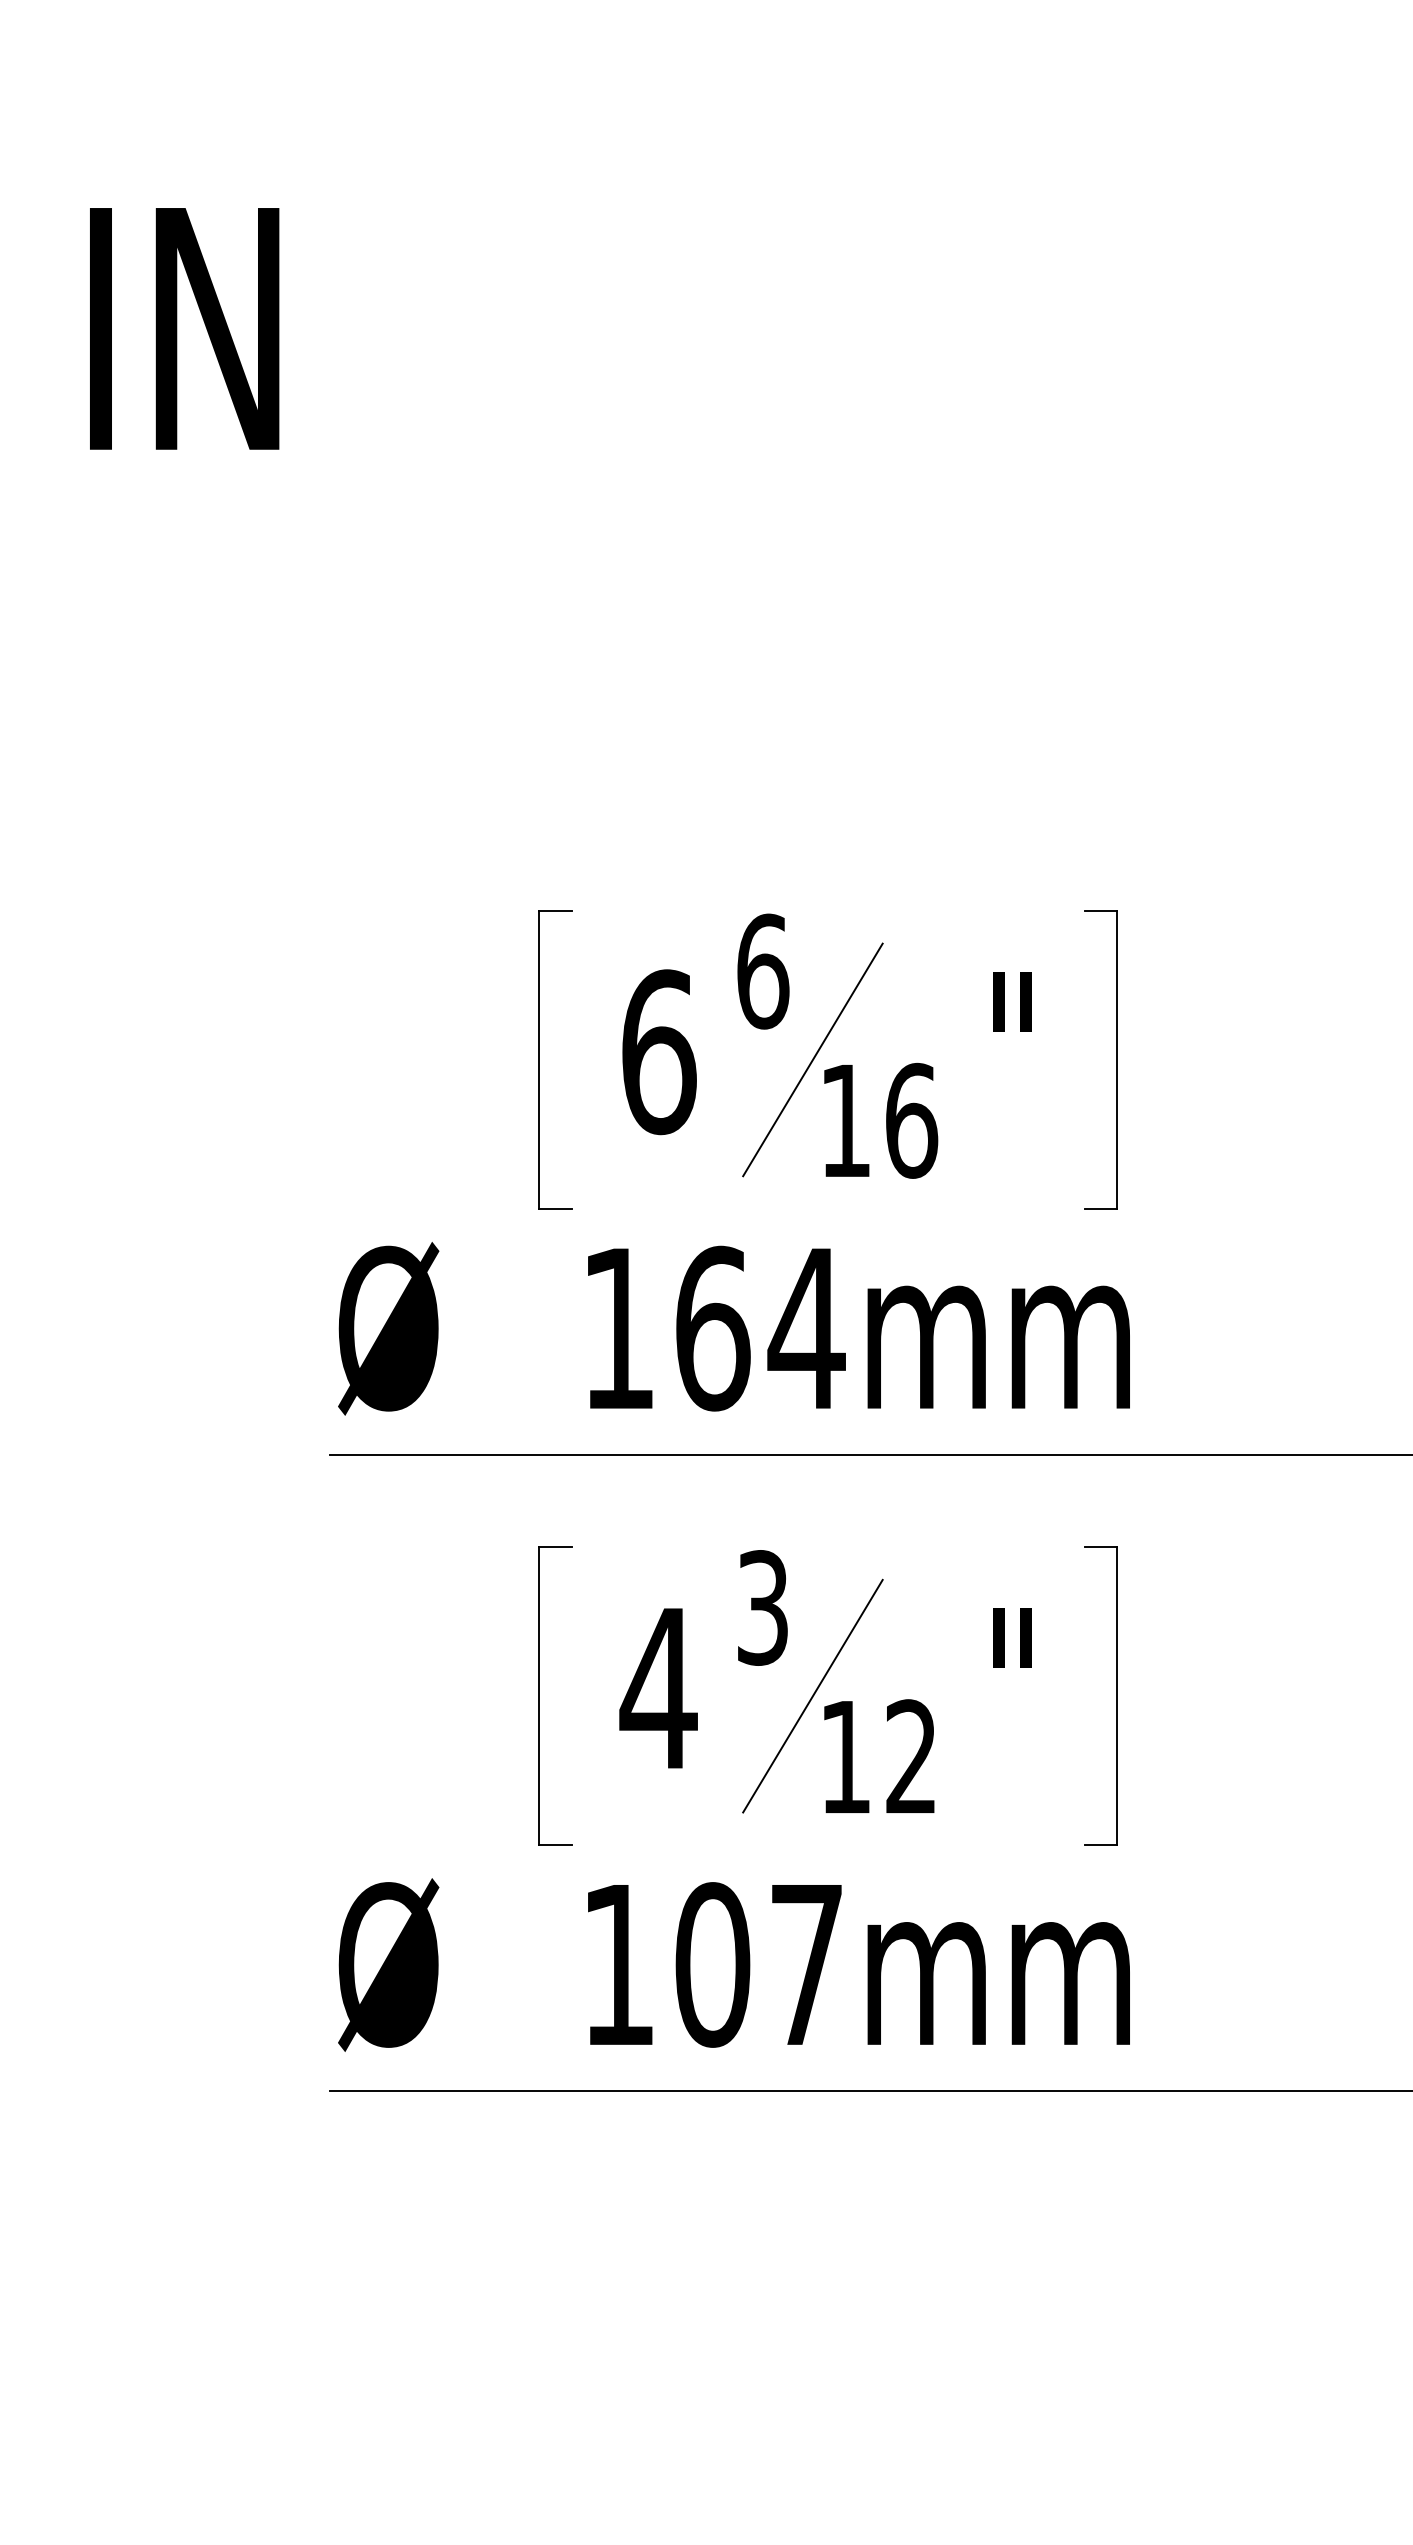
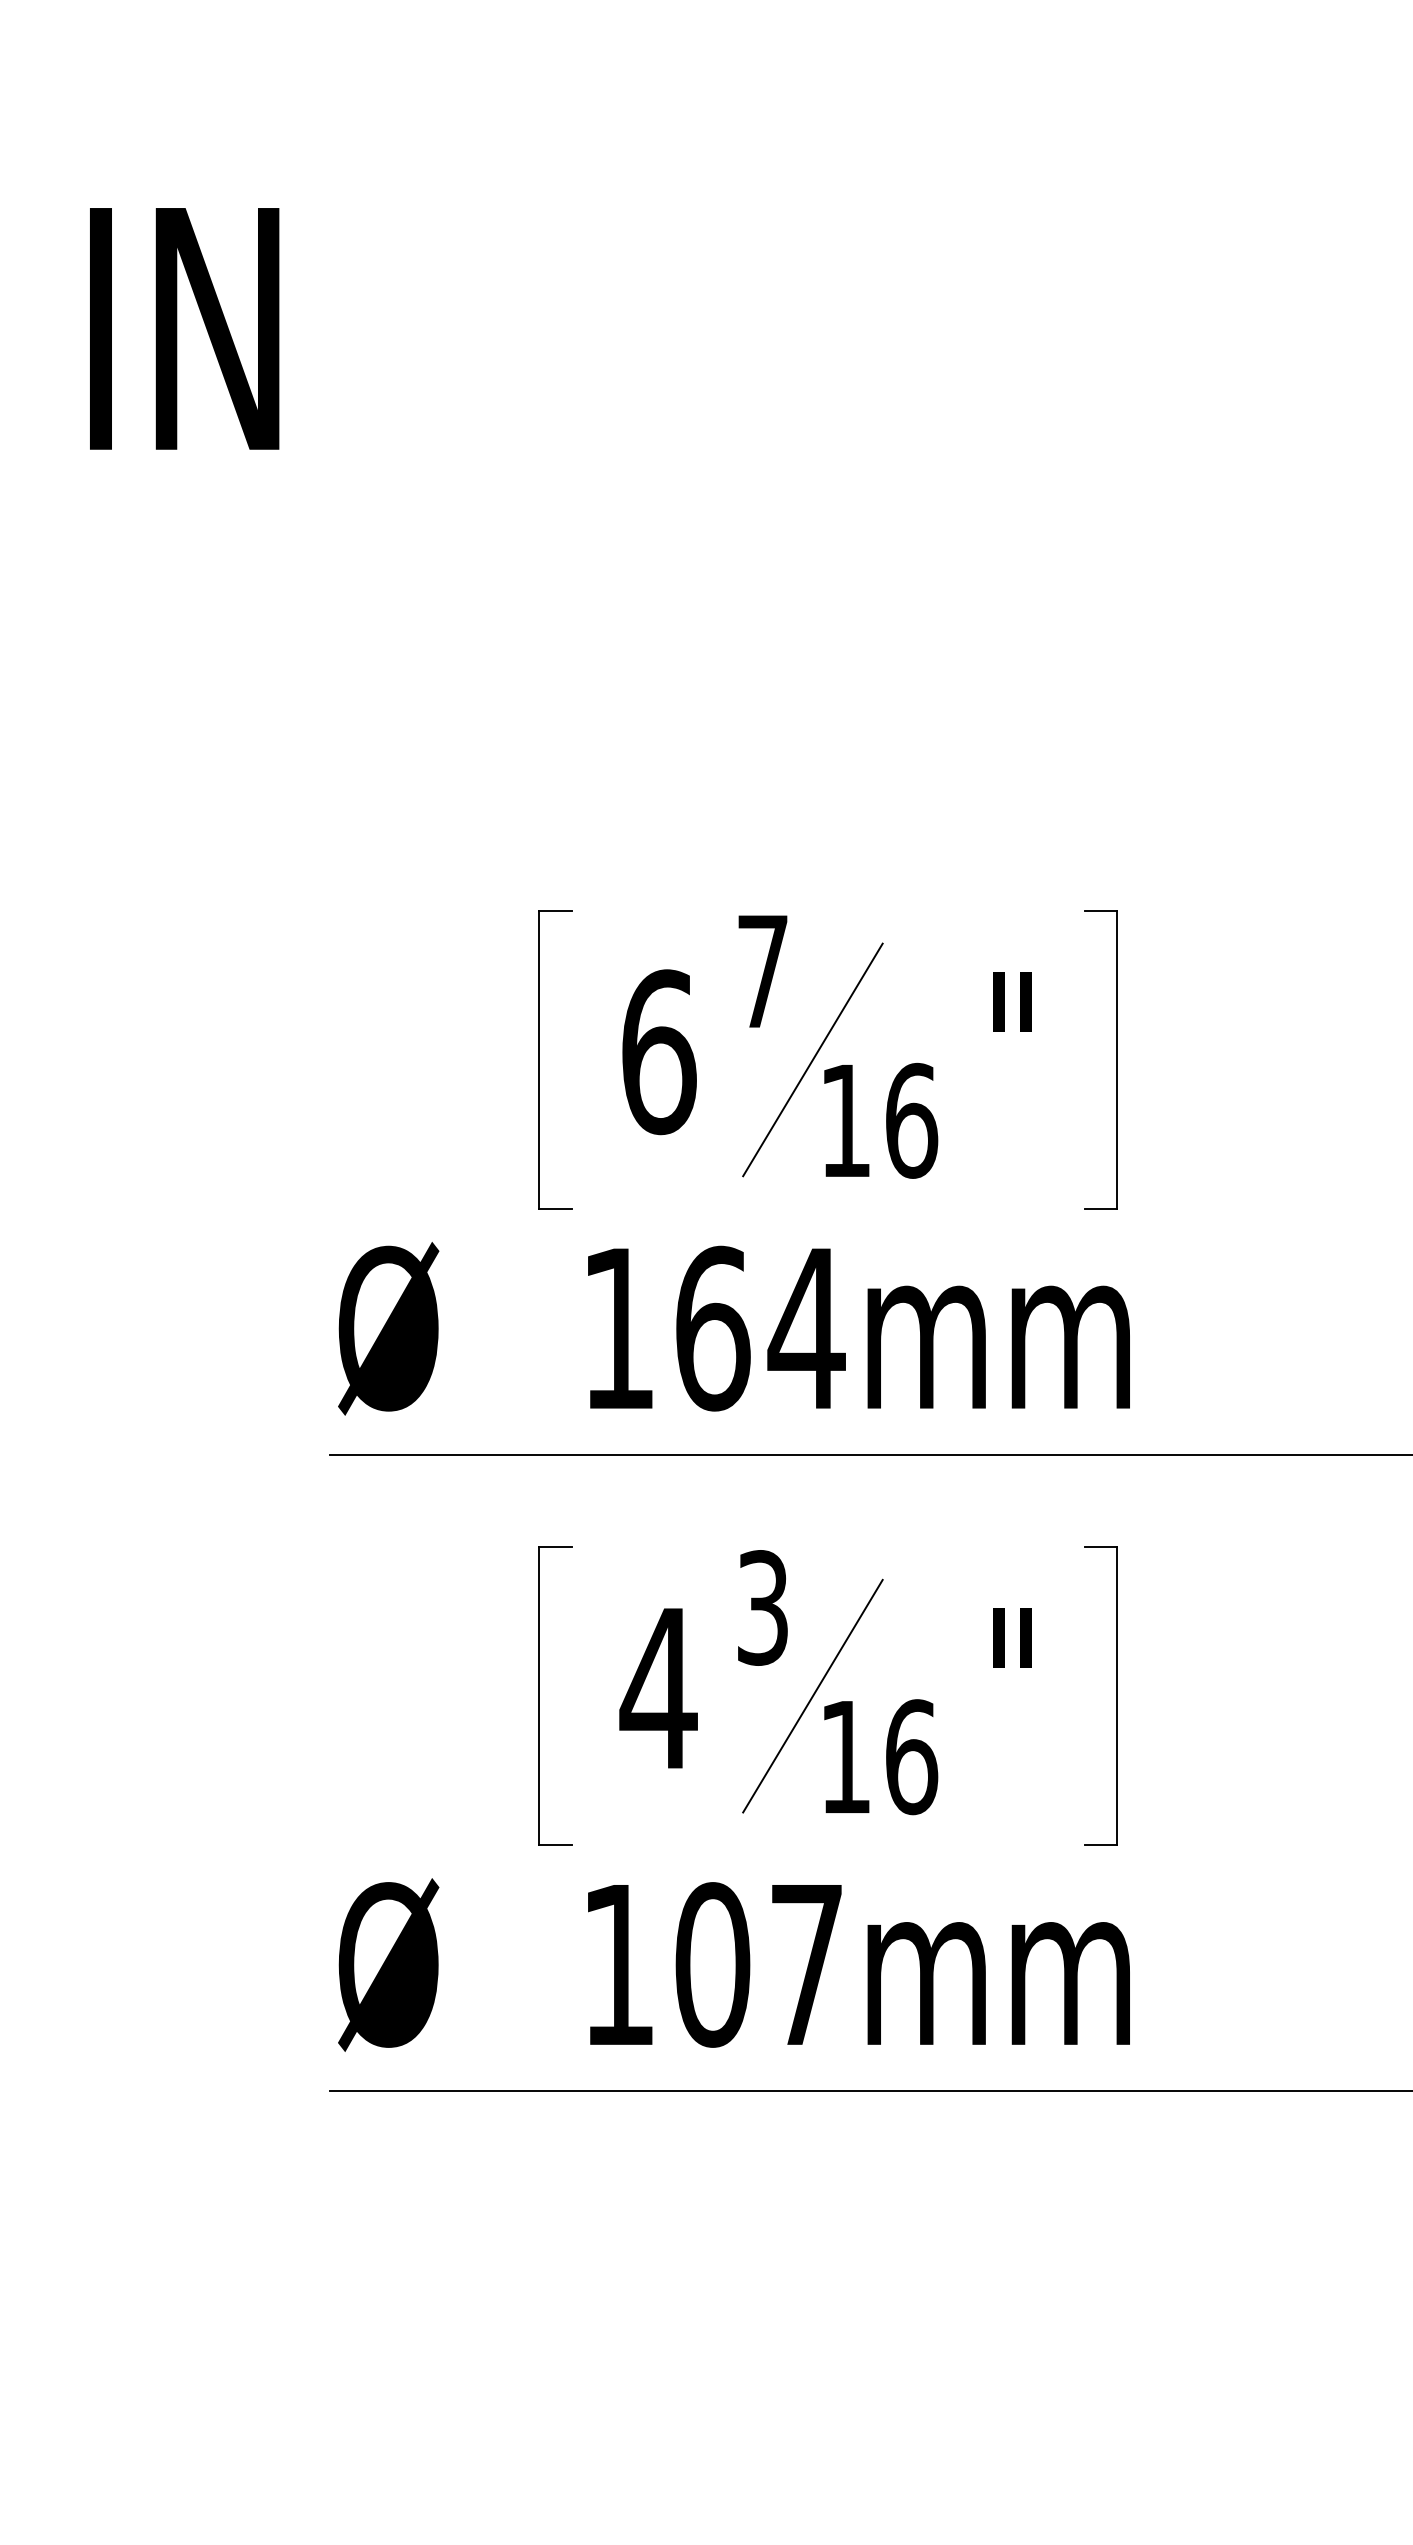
text: 6 -> 7 (763, 971)
text: 12 -> 16 (912, 1757)
